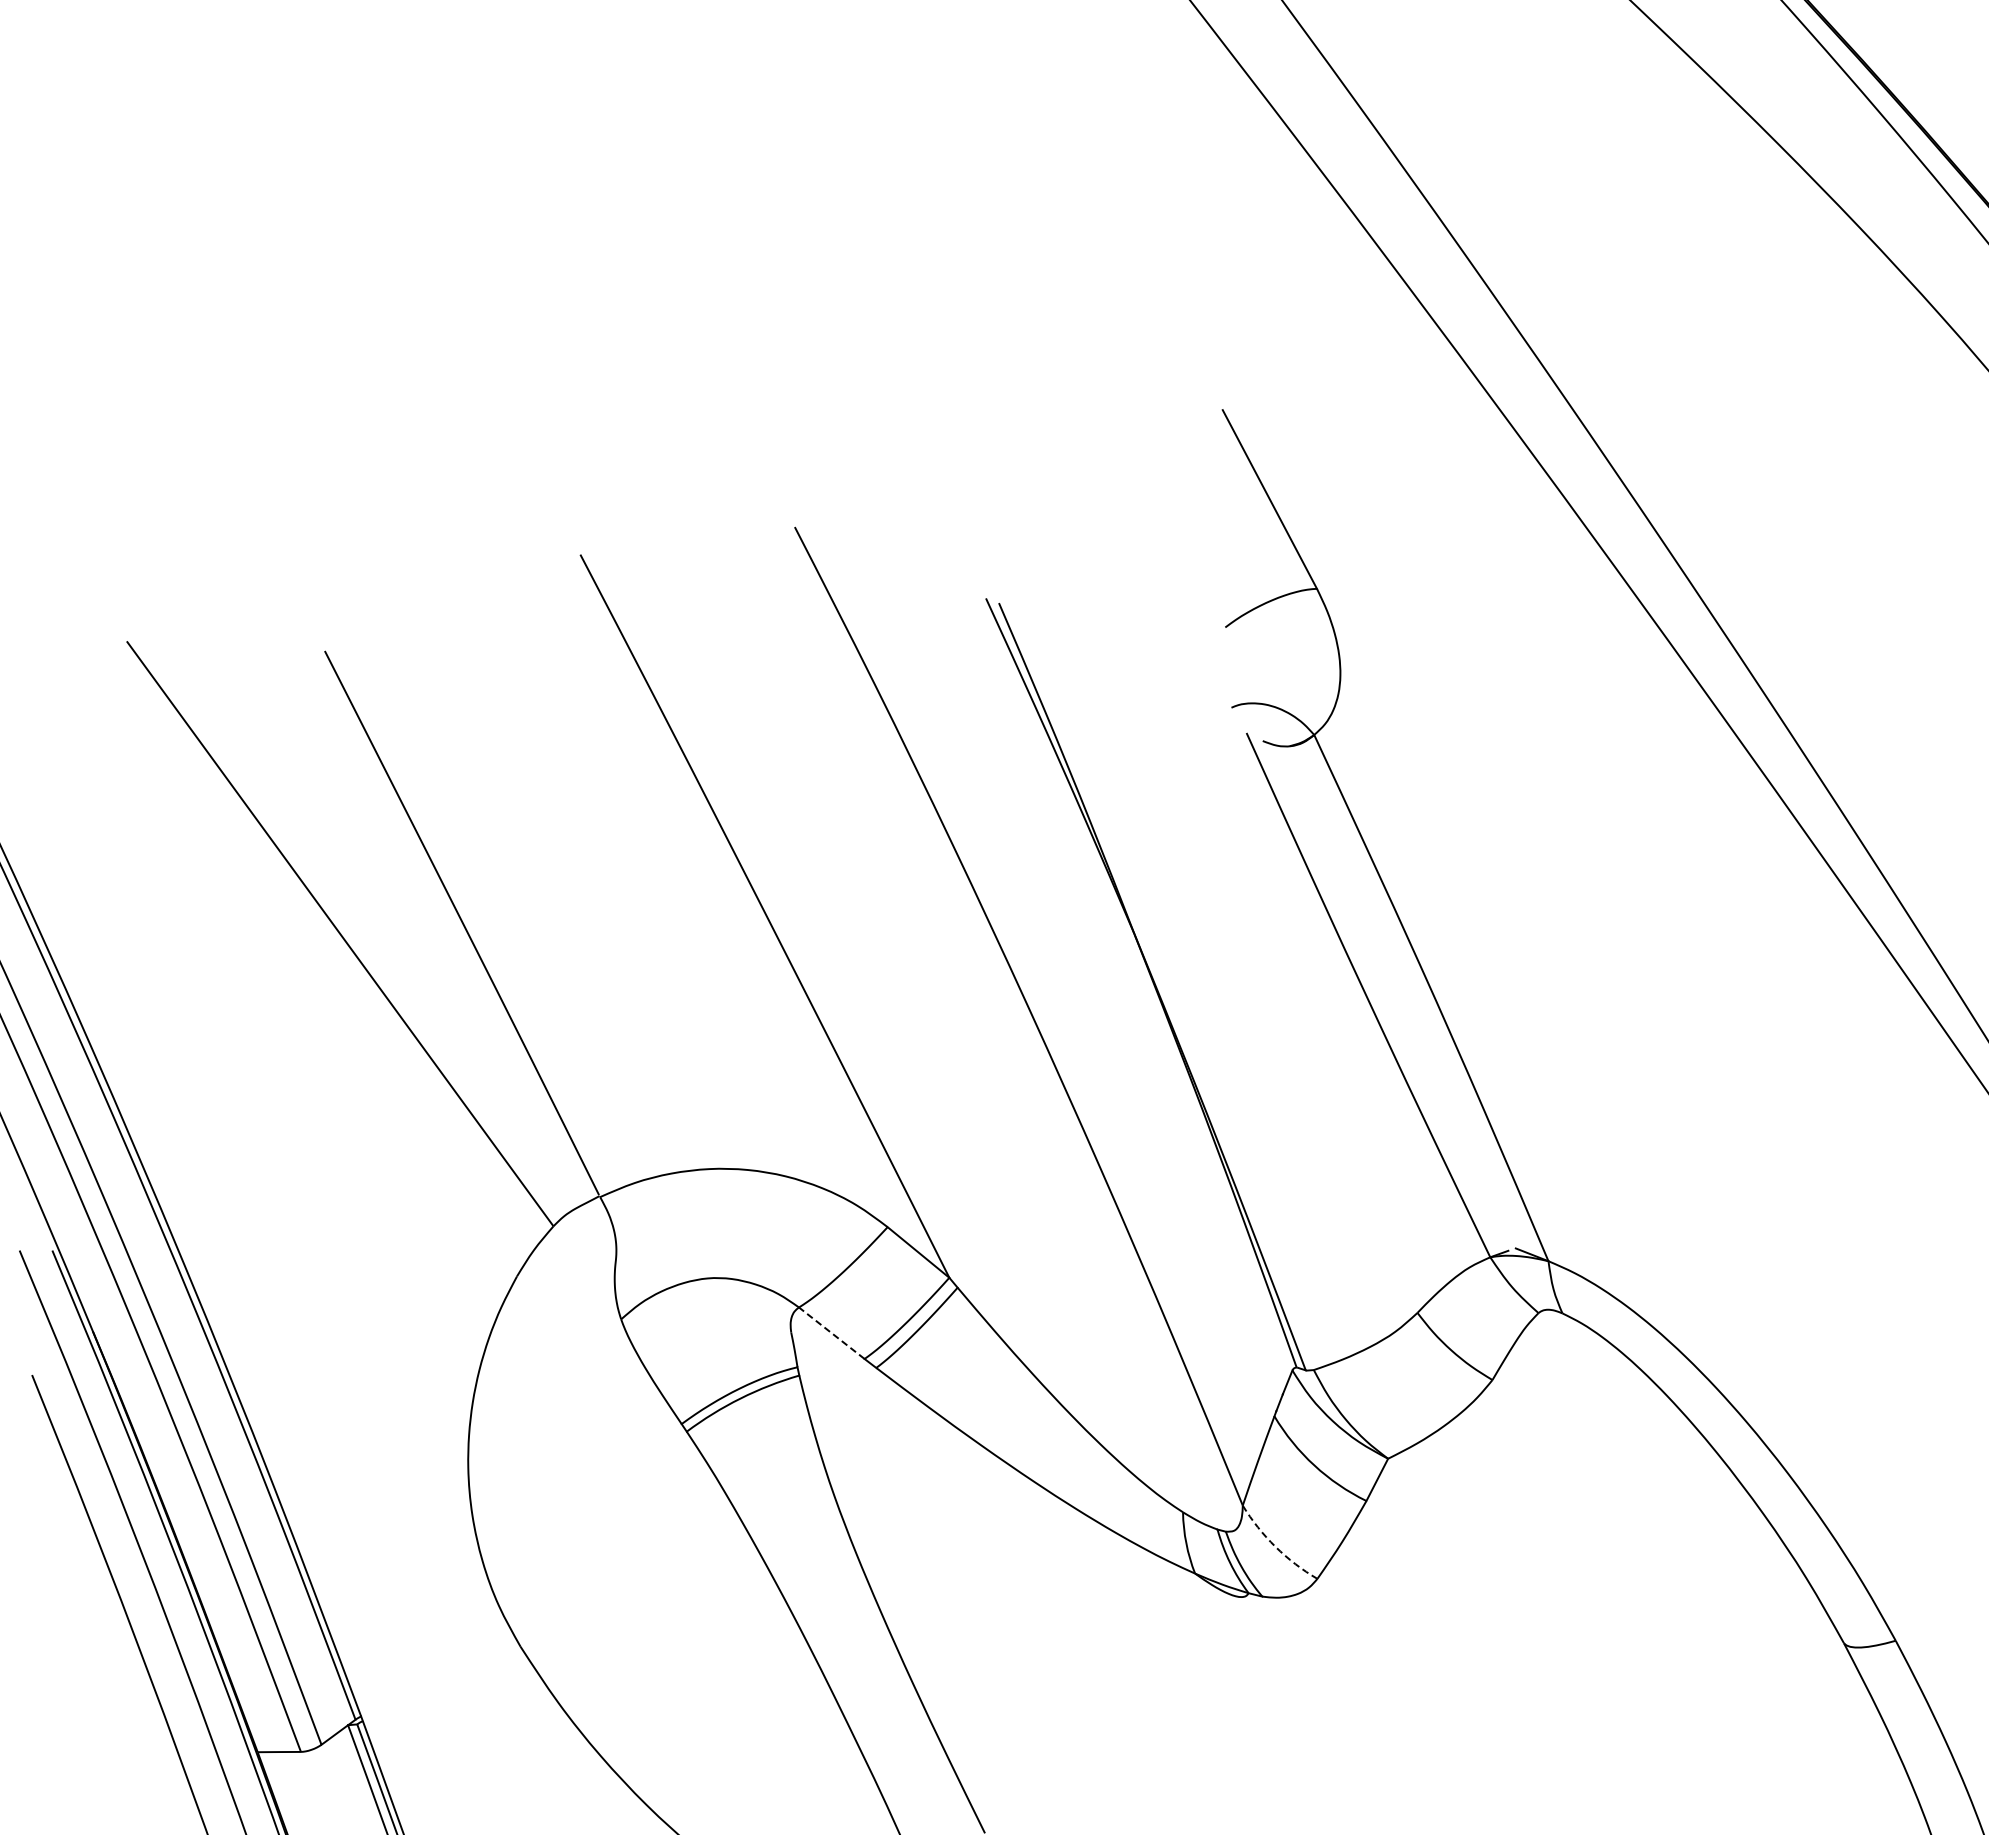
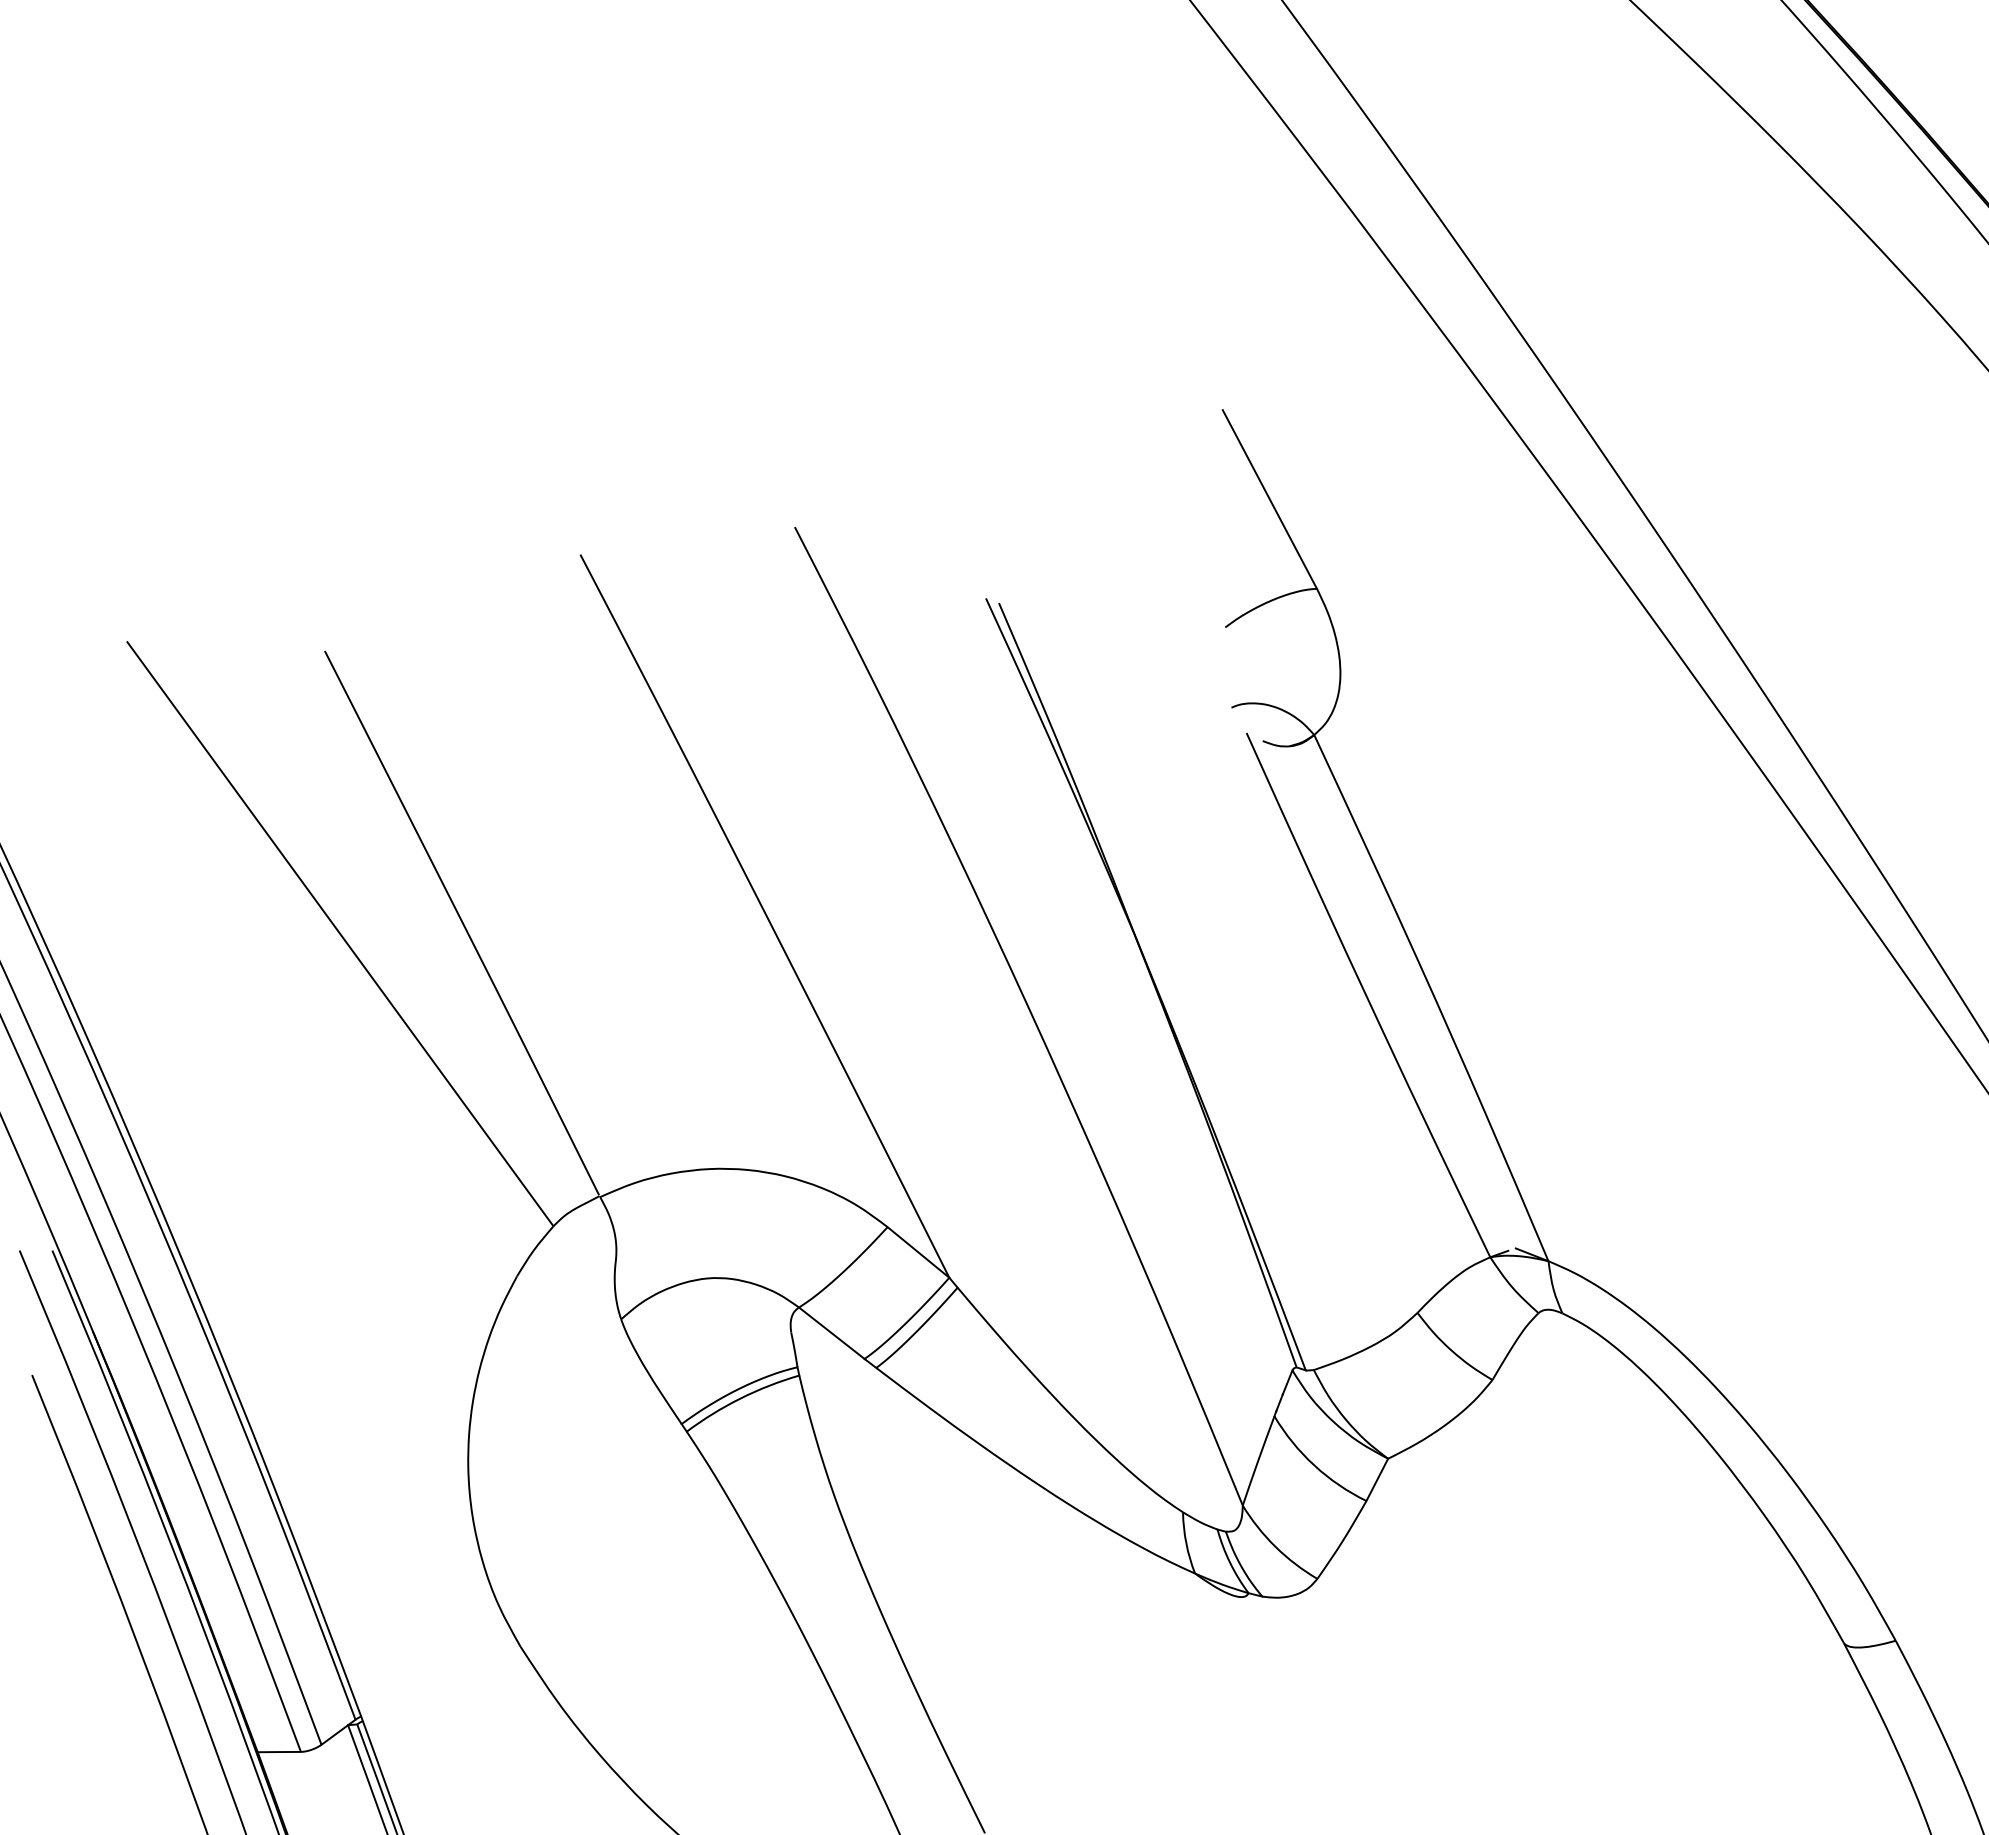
line: dashed -> solid (831, 1333)
arc: dashed -> solid (1275, 1546)
